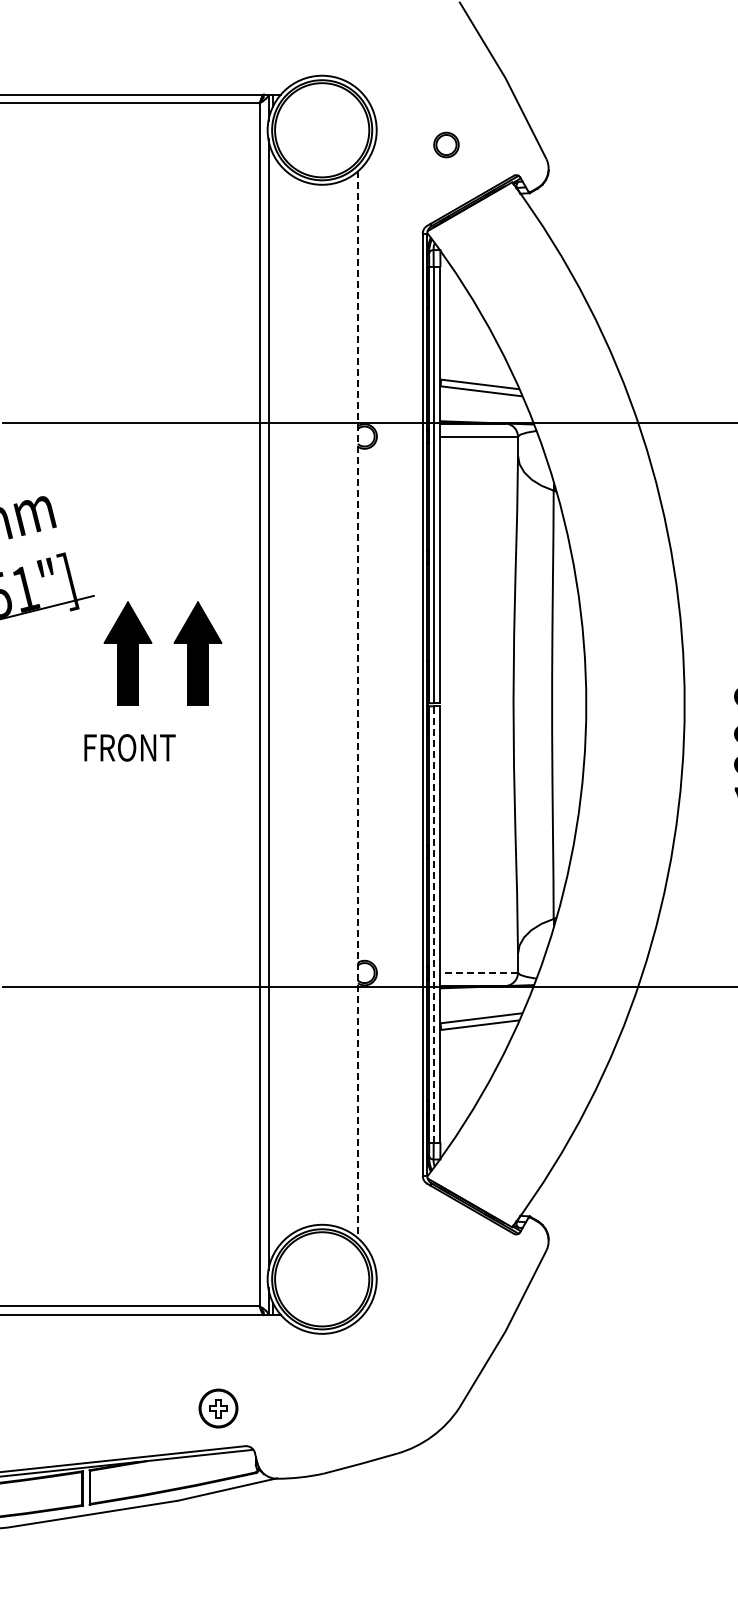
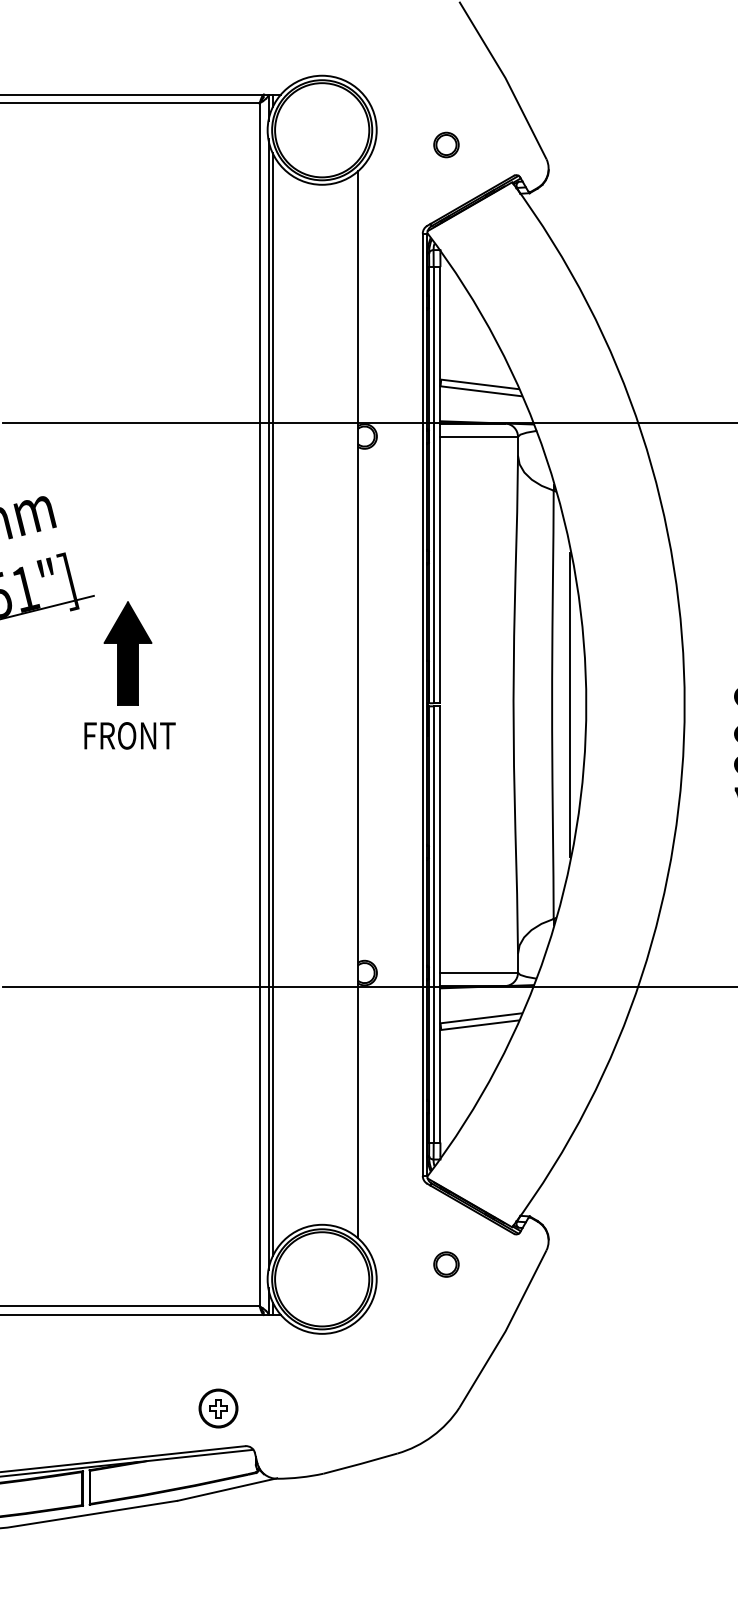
part: present -> none (197, 653)
line: none -> present (273, 704)
line: dashed -> solid (357, 704)
line: none -> present (570, 704)
text position: (129, 747) -> (129, 735) (129, 735)
line: dashed -> solid (433, 923)
line: dashed -> solid (479, 972)
part: none -> present (446, 1264)
